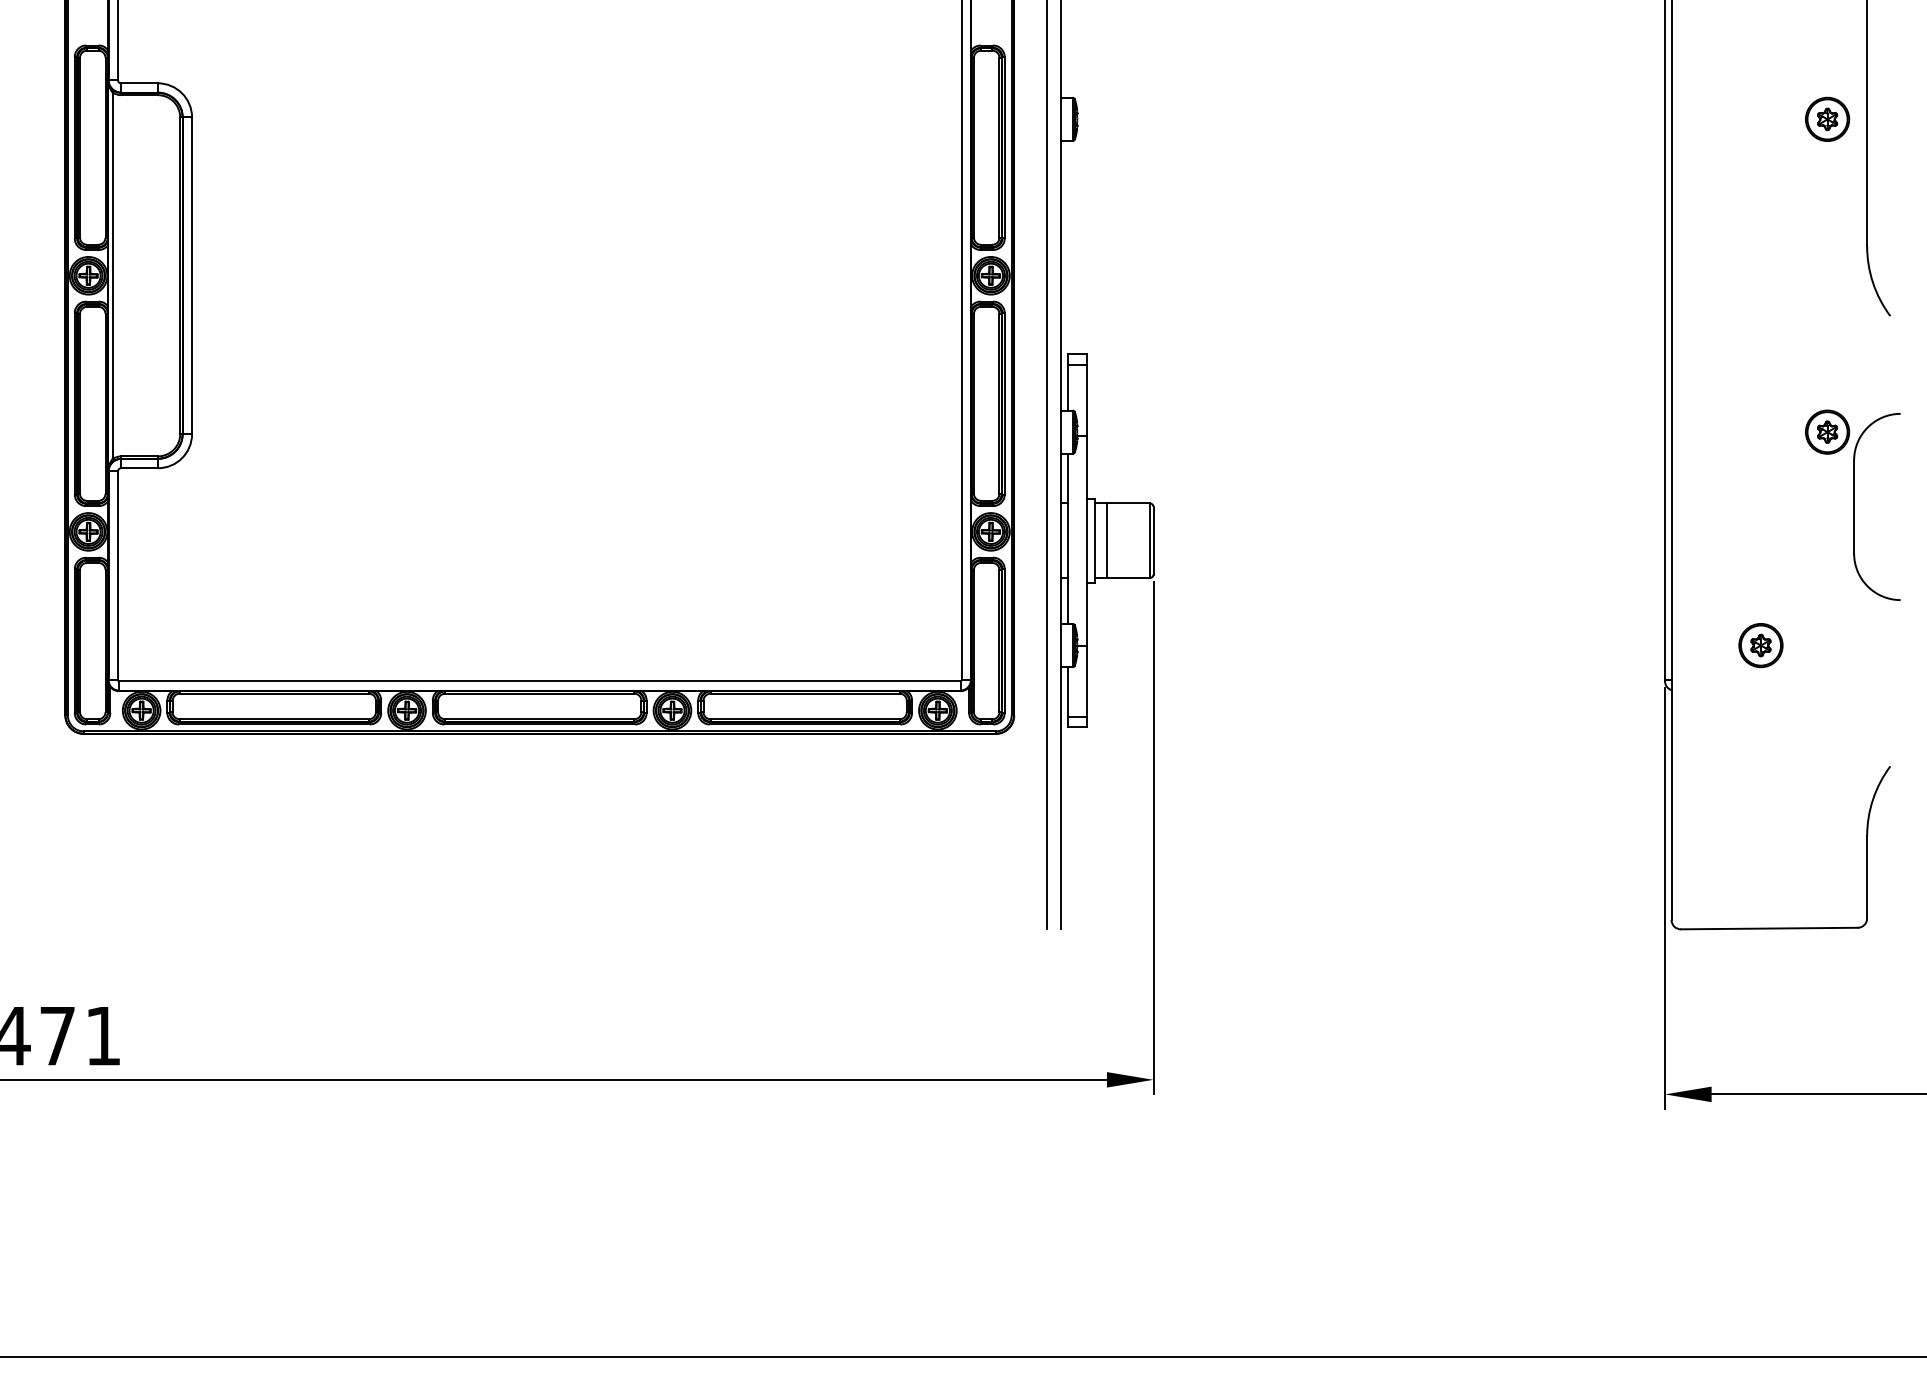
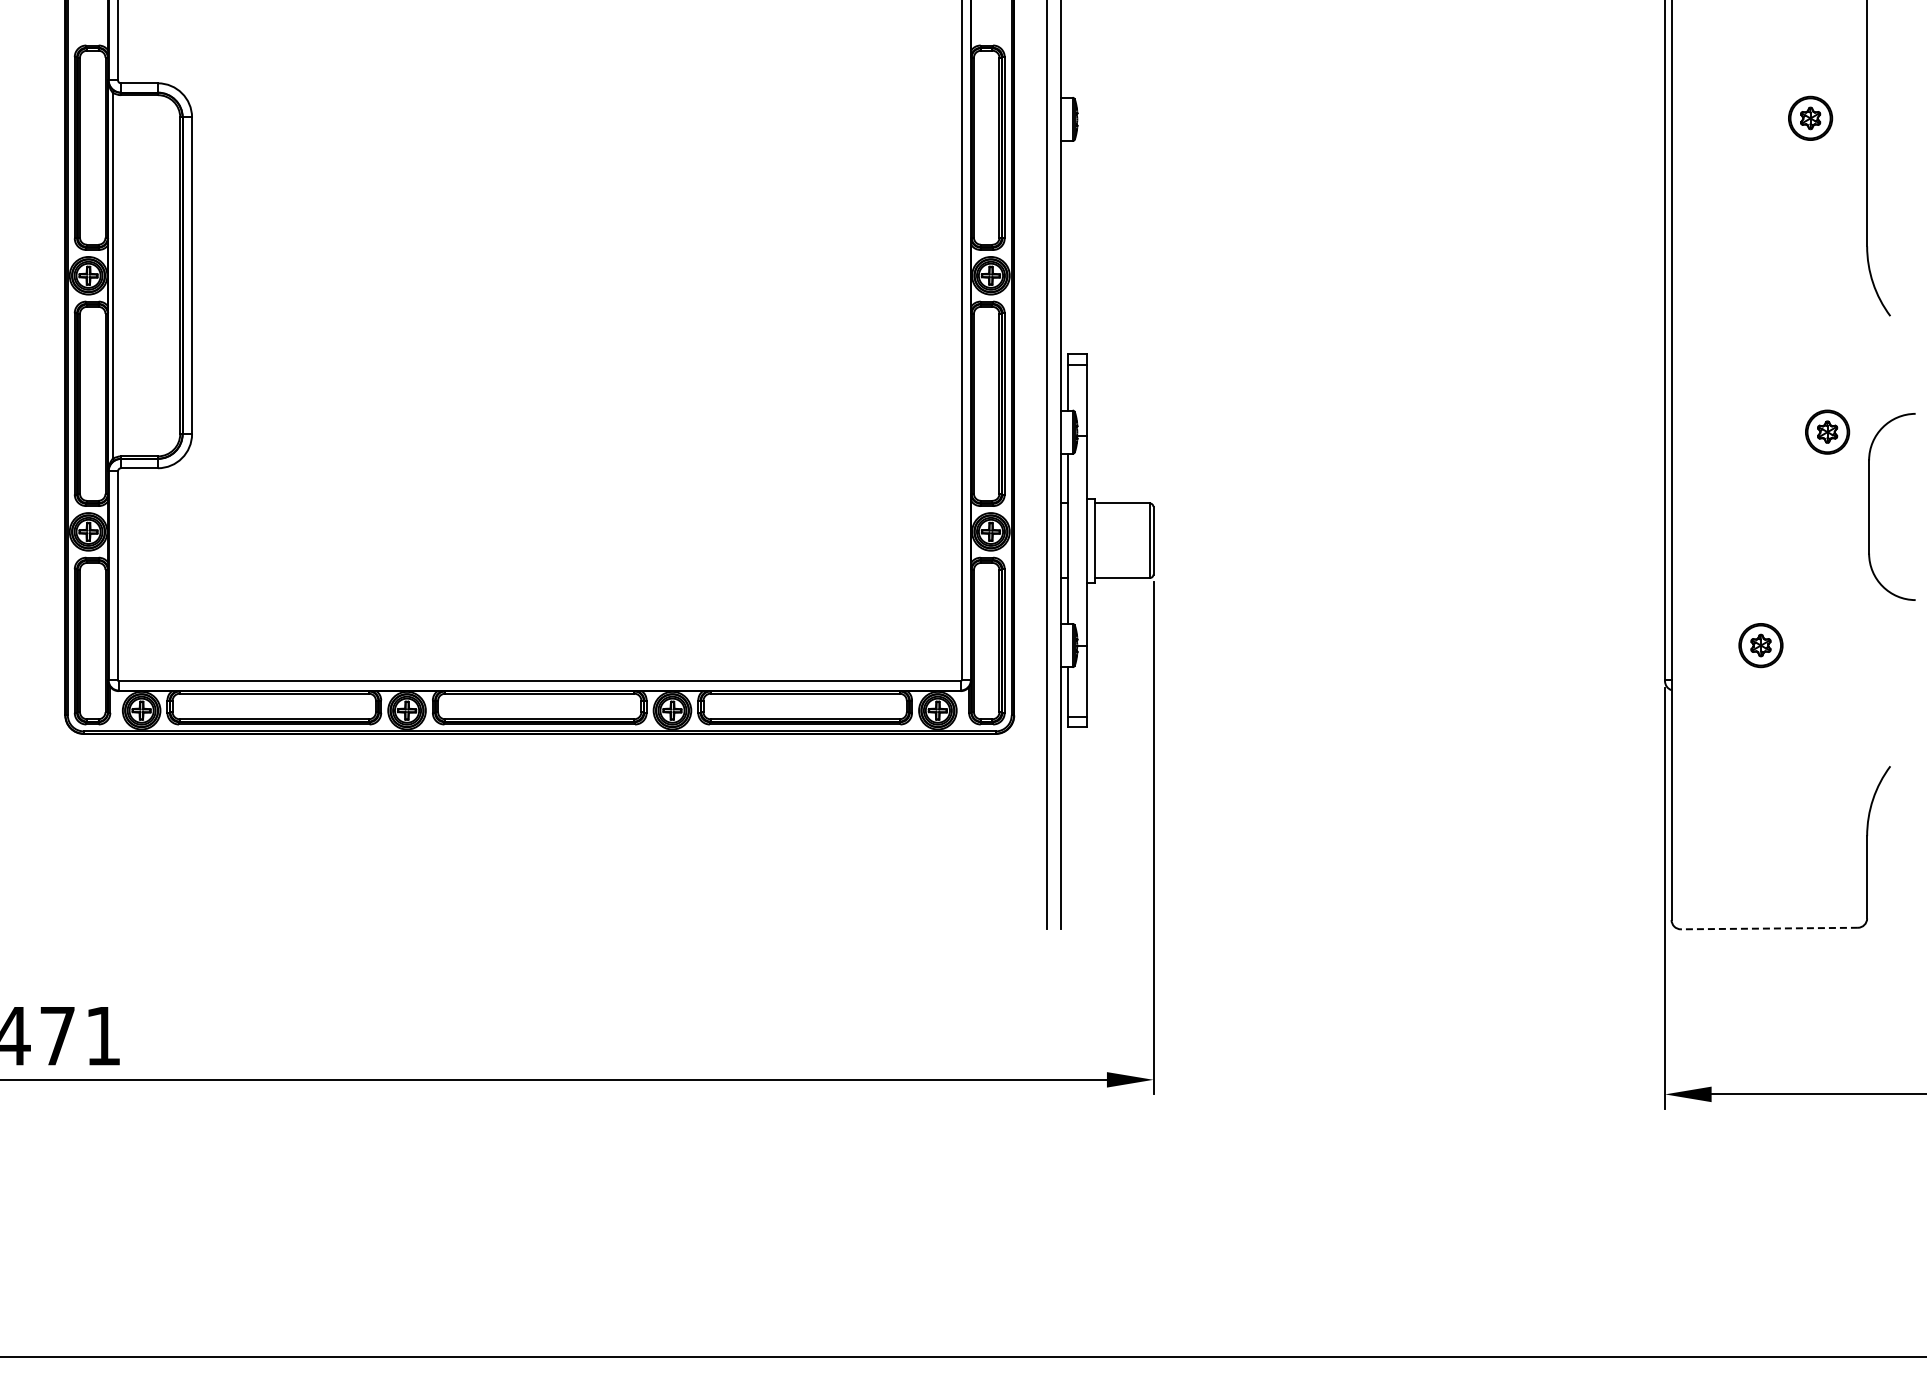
part position: (1827, 118) -> (1810, 117) (1810, 117)
part position: (1854, 506) -> (1869, 506) (1869, 506)
line: present -> none (1106, 540)
line: solid -> dashed (1768, 928)
